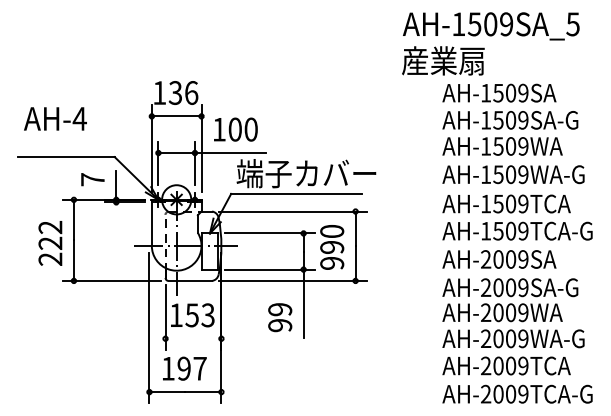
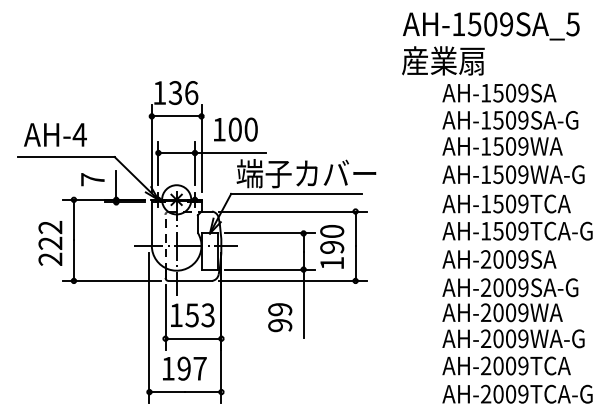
text position: (55, 118) -> (55, 134) (55, 134)
text: 990 -> 190 (332, 263)
line: none -> present (193, 338)
